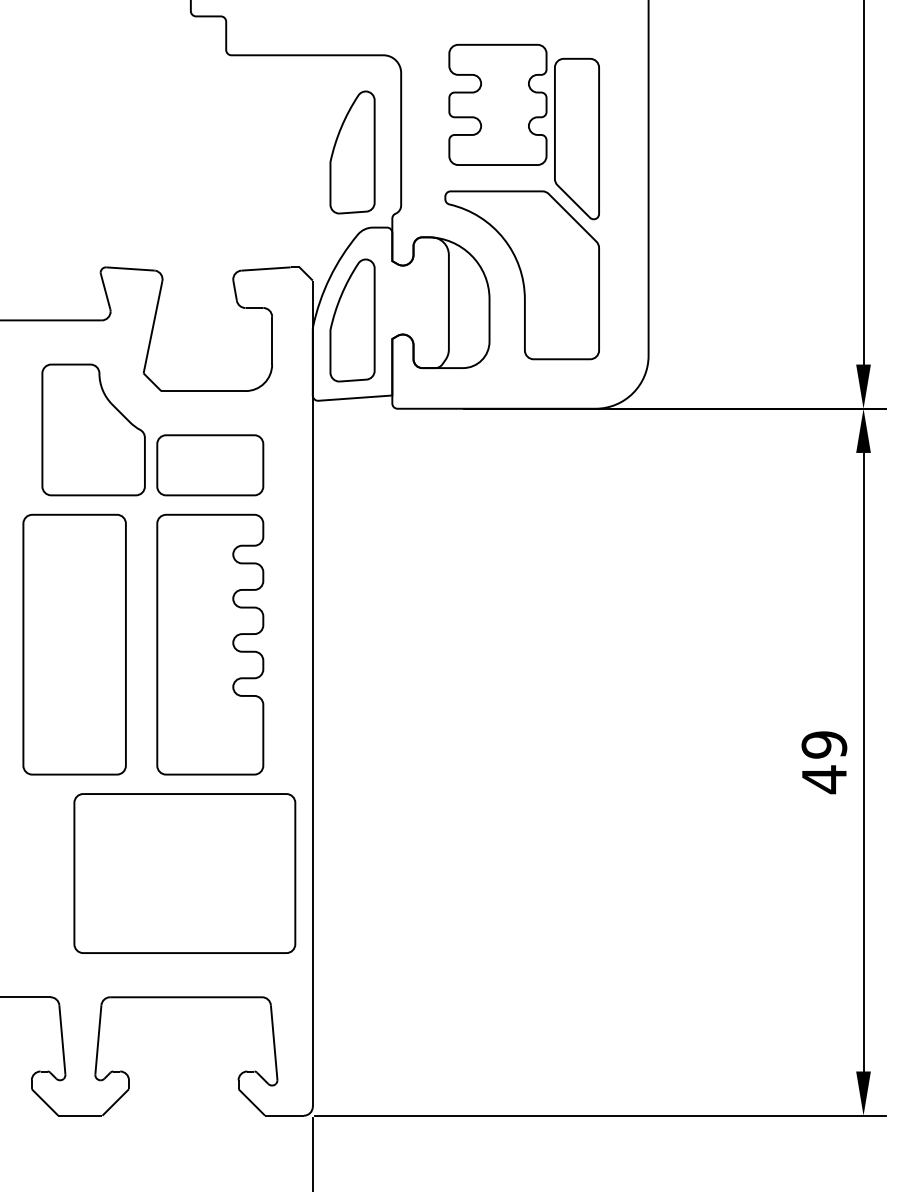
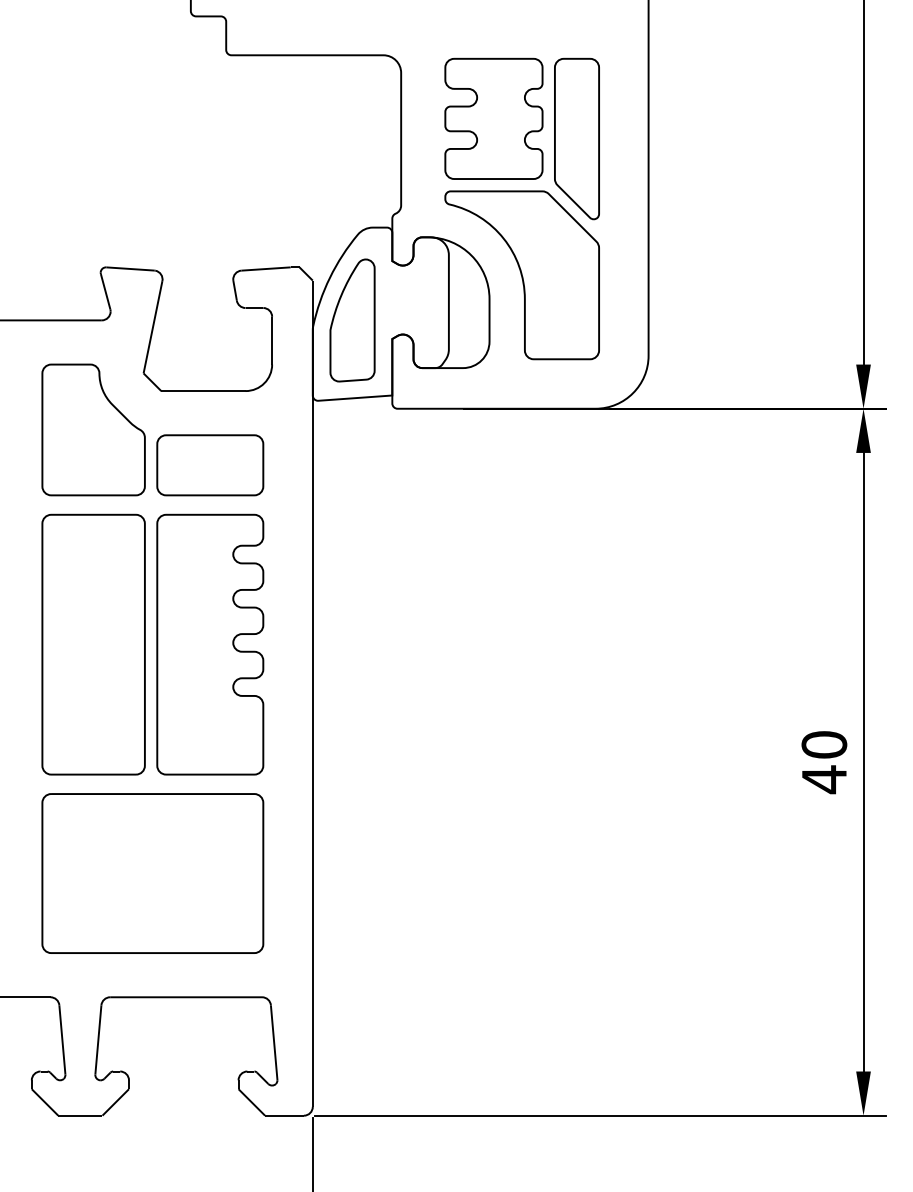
part position: (497, 104) -> (493, 118) (493, 118)
part: present -> none (352, 152)
part position: (74, 644) -> (93, 644) (93, 644)
text: 49 -> 40 (824, 744)
part position: (184, 873) -> (152, 873) (152, 873)
